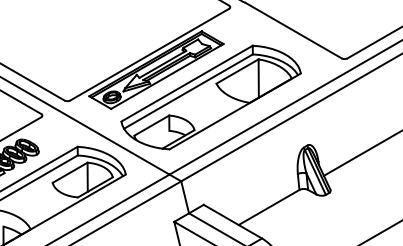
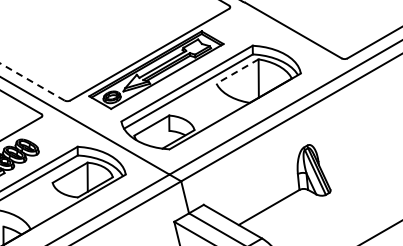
line: solid -> dashed (237, 71)
line: solid -> dashed (32, 82)
line: present -> none (361, 153)
